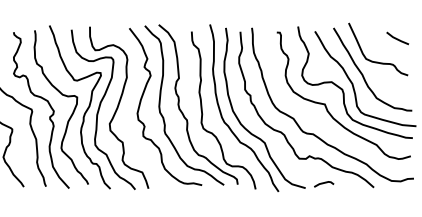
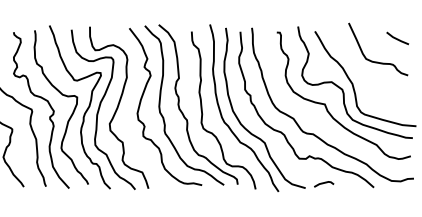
part: present -> none (363, 74)
